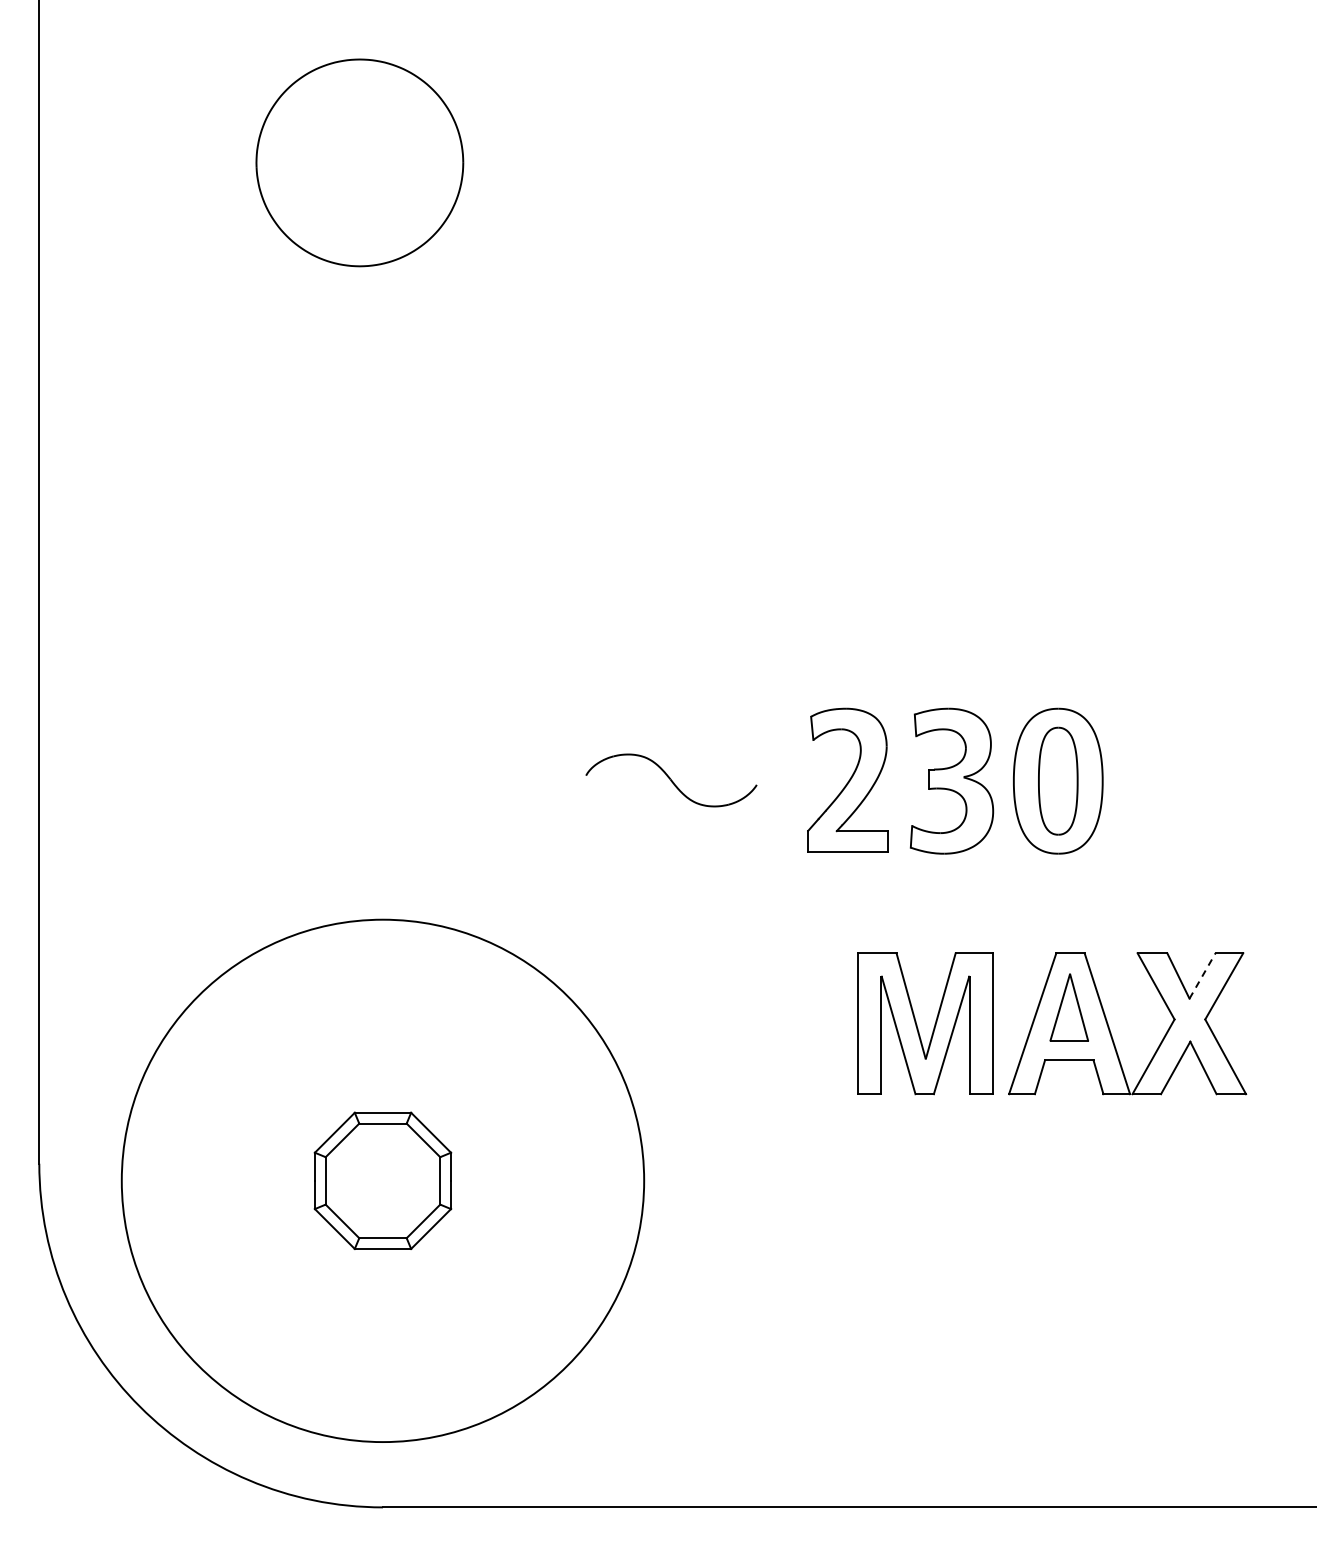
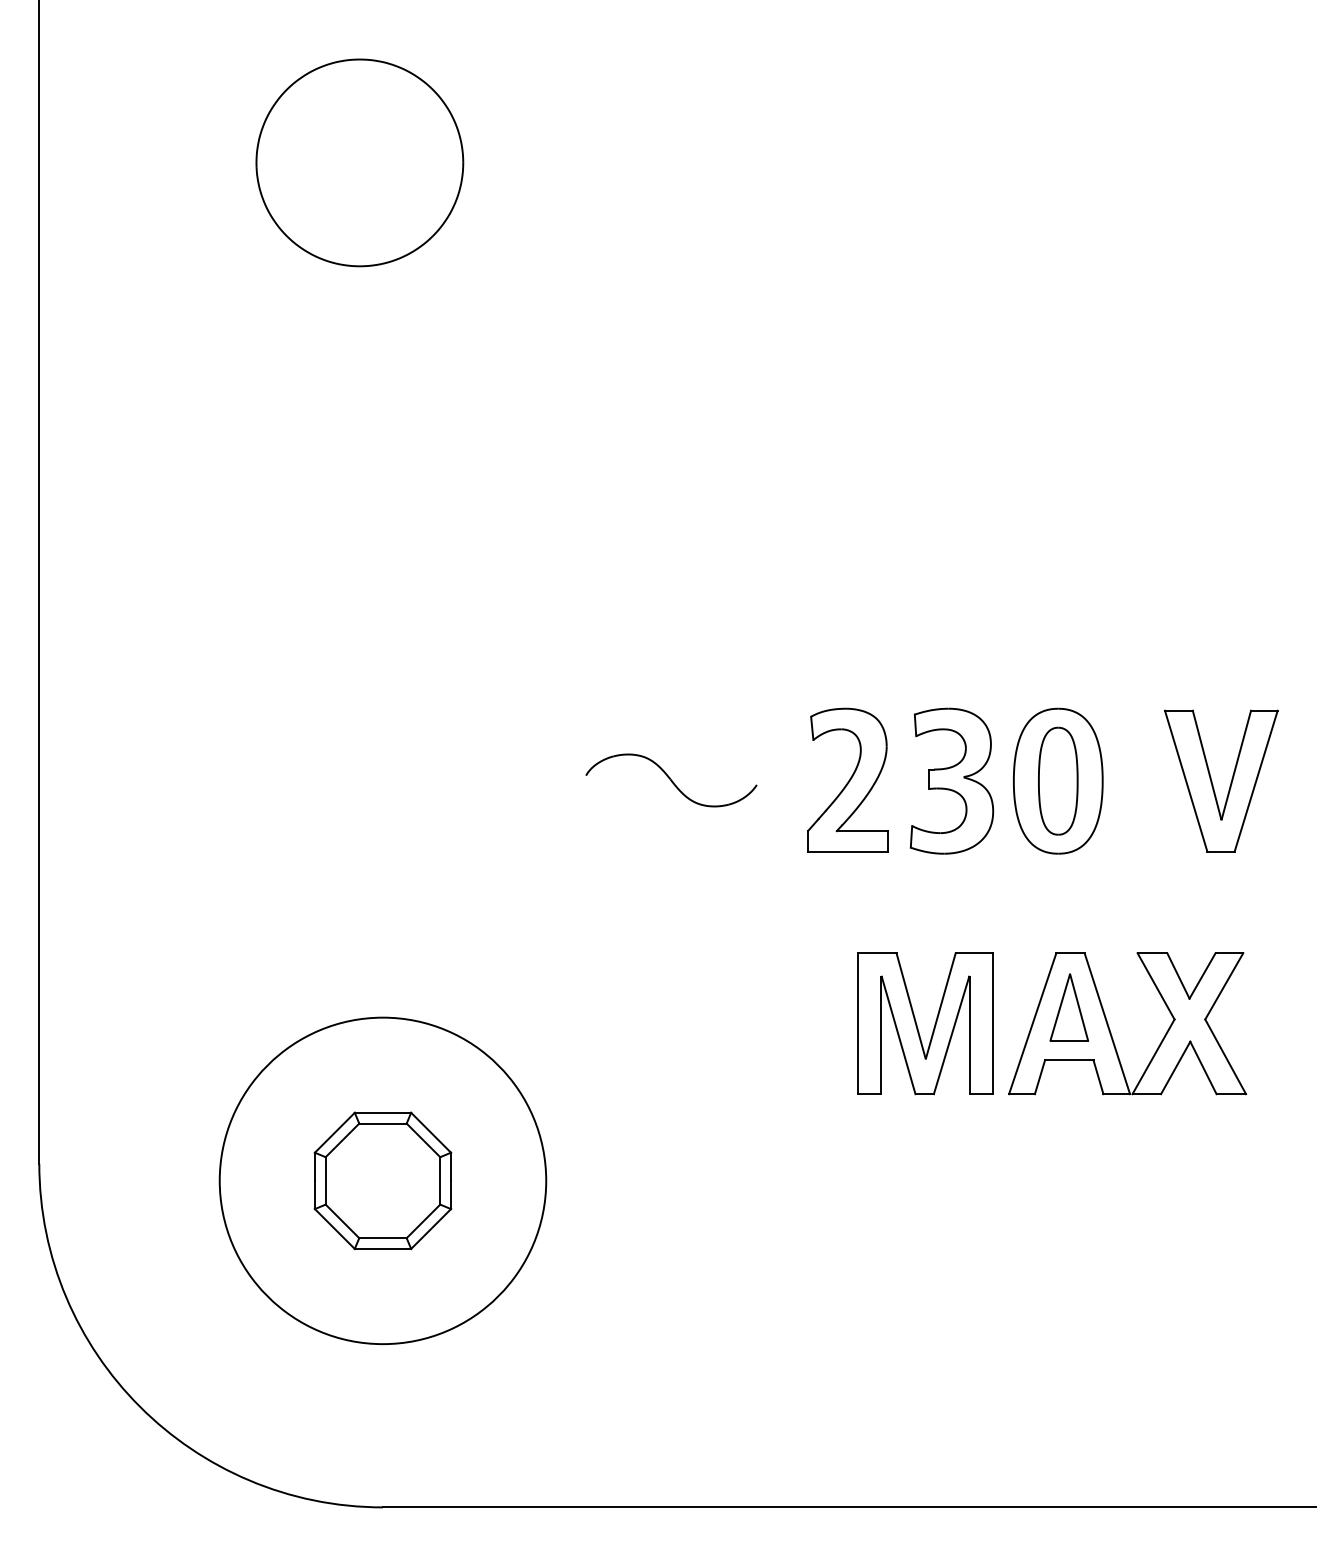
part: none -> present (1213, 784)
line: dashed -> solid (1202, 975)
circle diameter: 522 px -> 326 px (382, 1180)
